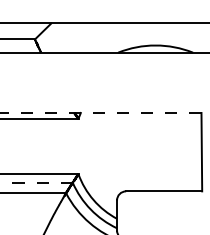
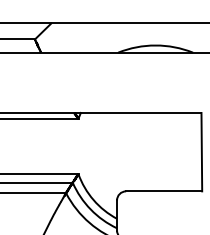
line: dashed -> solid (100, 112)
line: dashed -> solid (36, 182)
